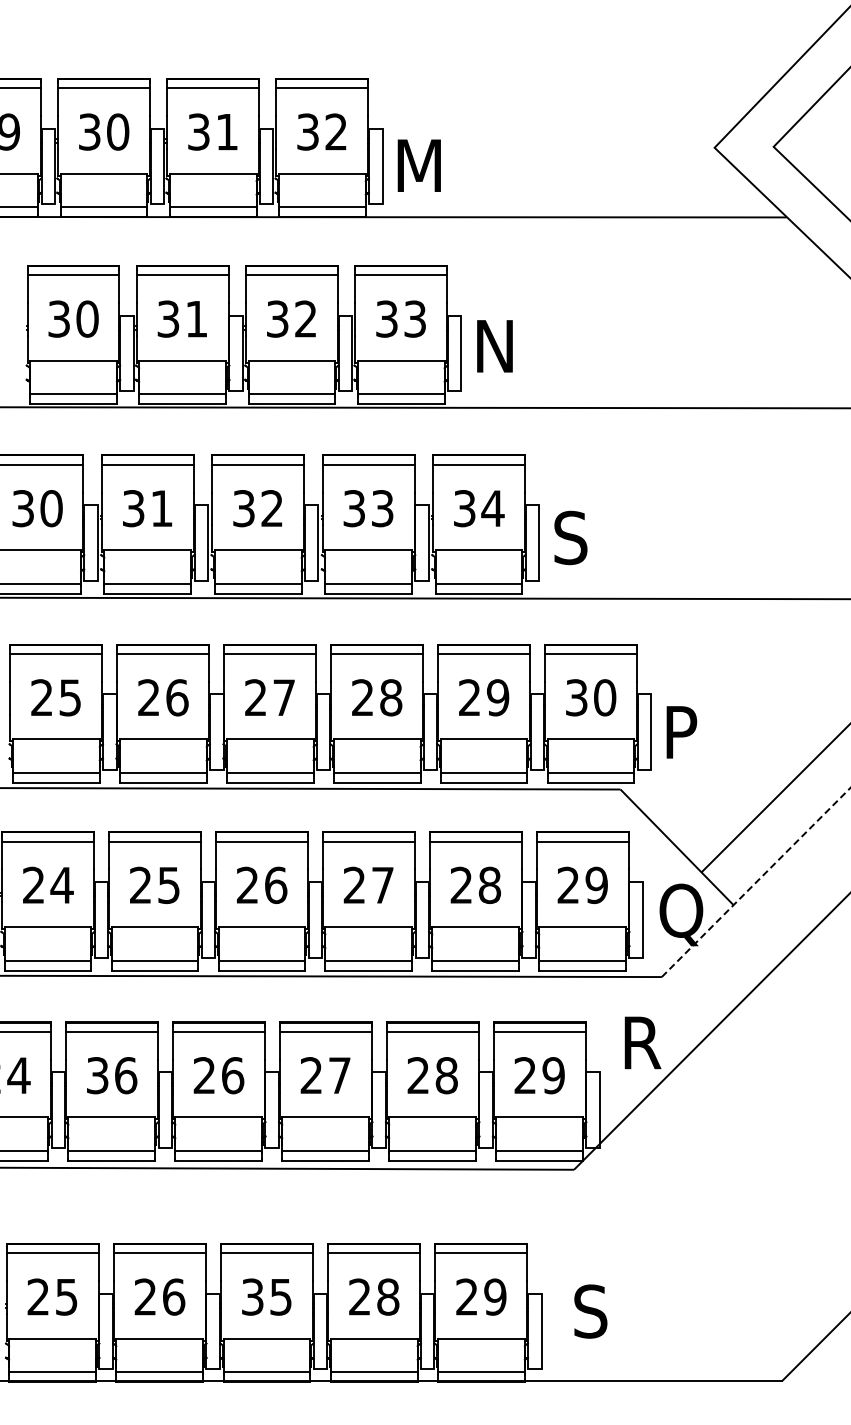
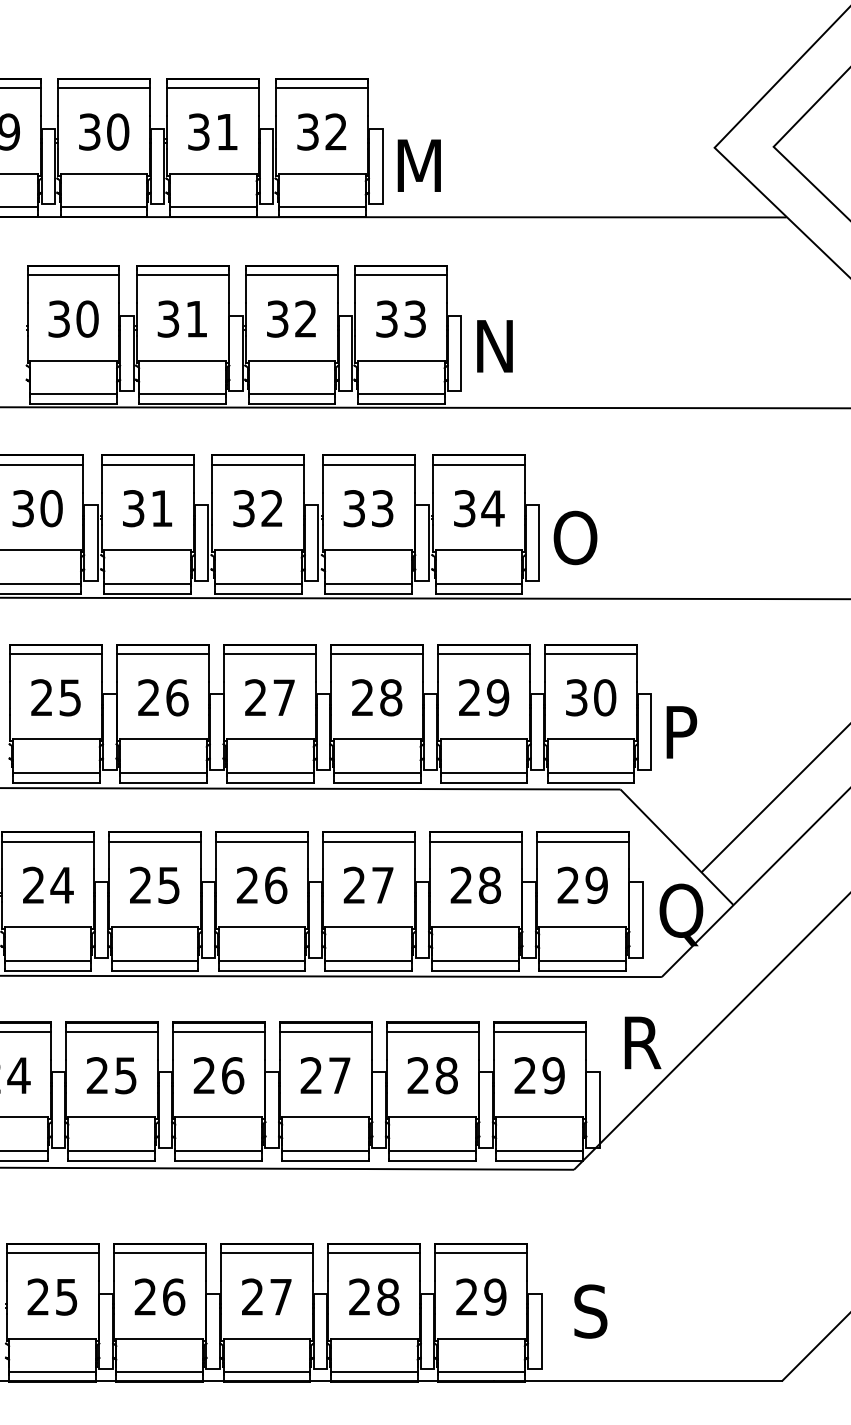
text: S -> O (575, 537)
line: dashed -> solid (756, 882)
text: 36 -> 25 (111, 1075)
text: 35 -> 27 (266, 1296)
